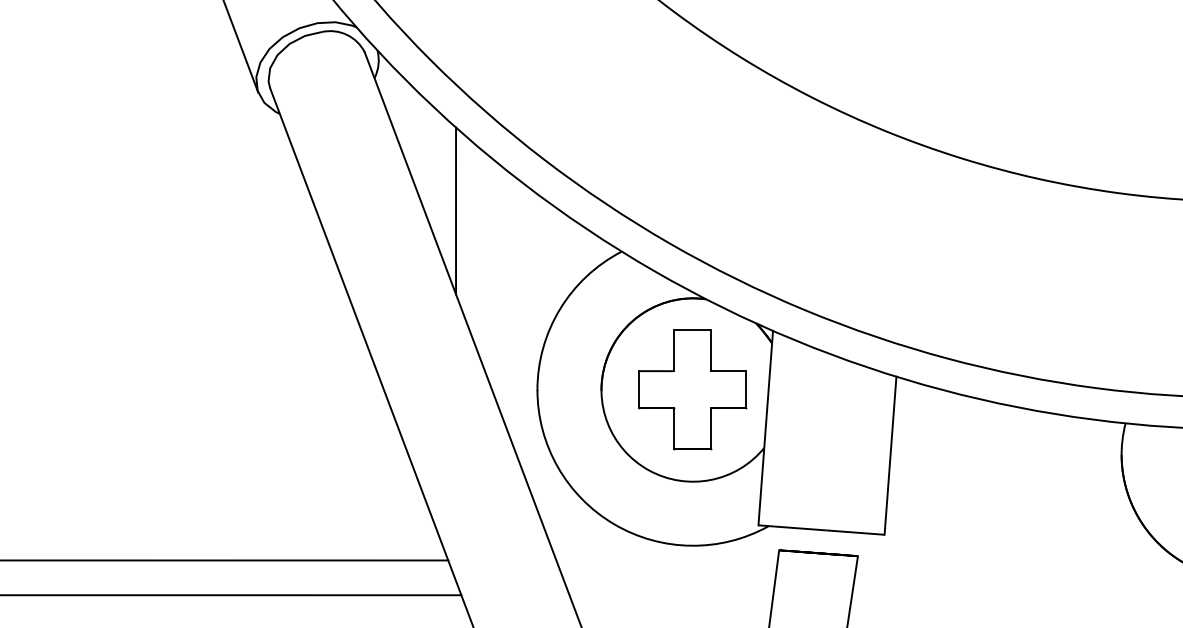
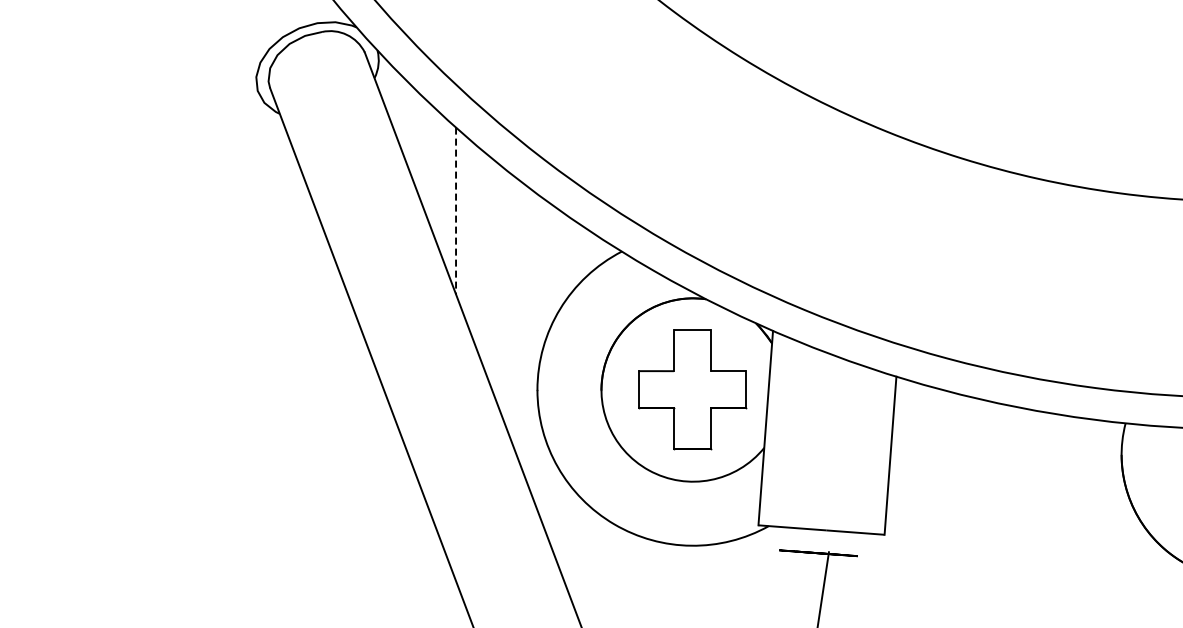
line: present -> none (241, 47)
line: solid -> dashed (456, 211)
line: present -> none (225, 560)
line: present -> none (774, 587)
line position: (852, 590) -> (823, 588) (823, 588)
line: present -> none (231, 595)
